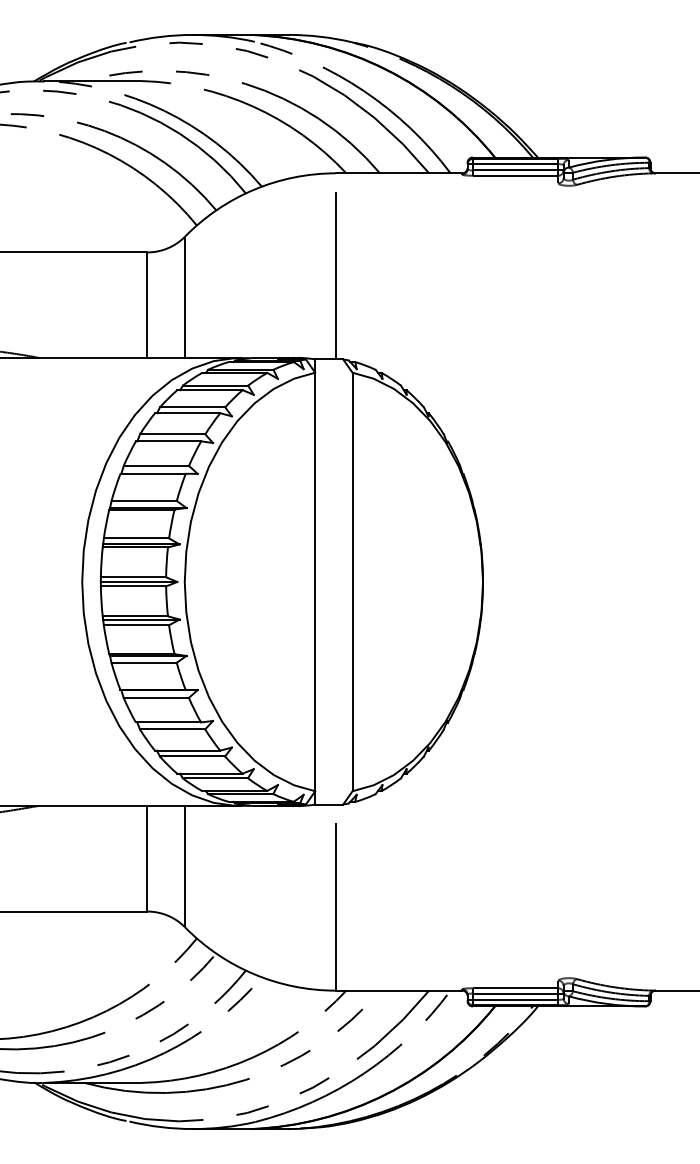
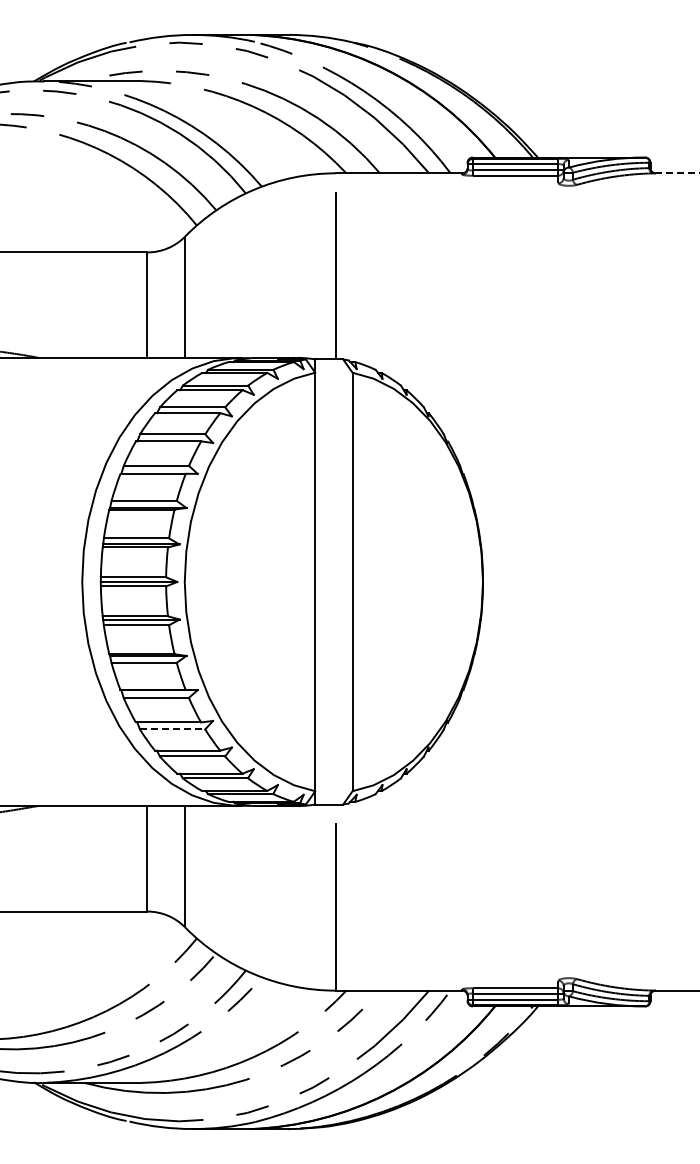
line: solid -> dashed (677, 173)
line: solid -> dashed (172, 729)
